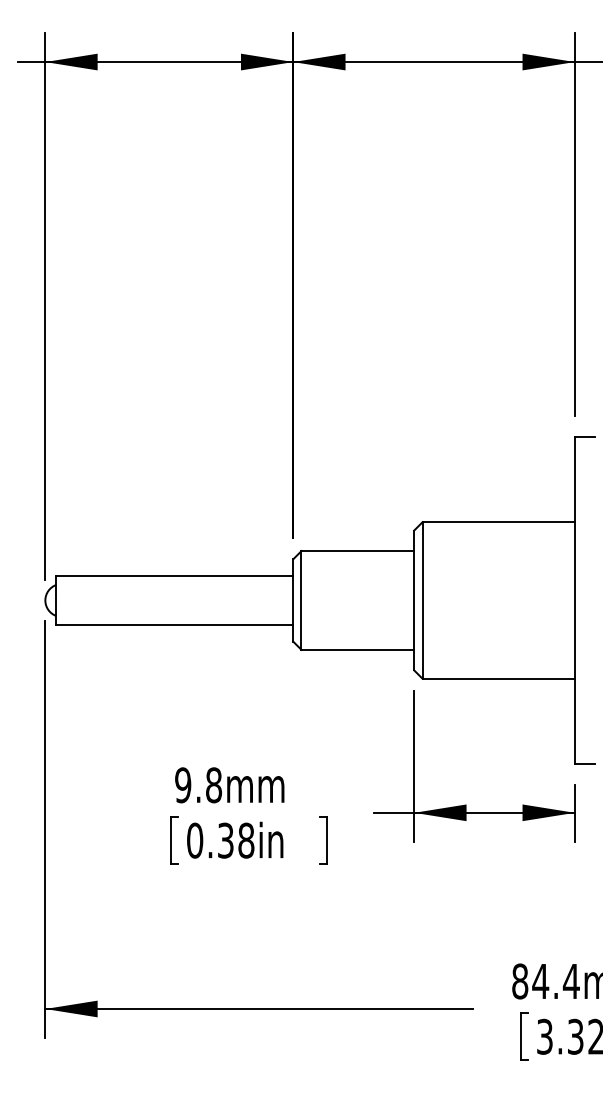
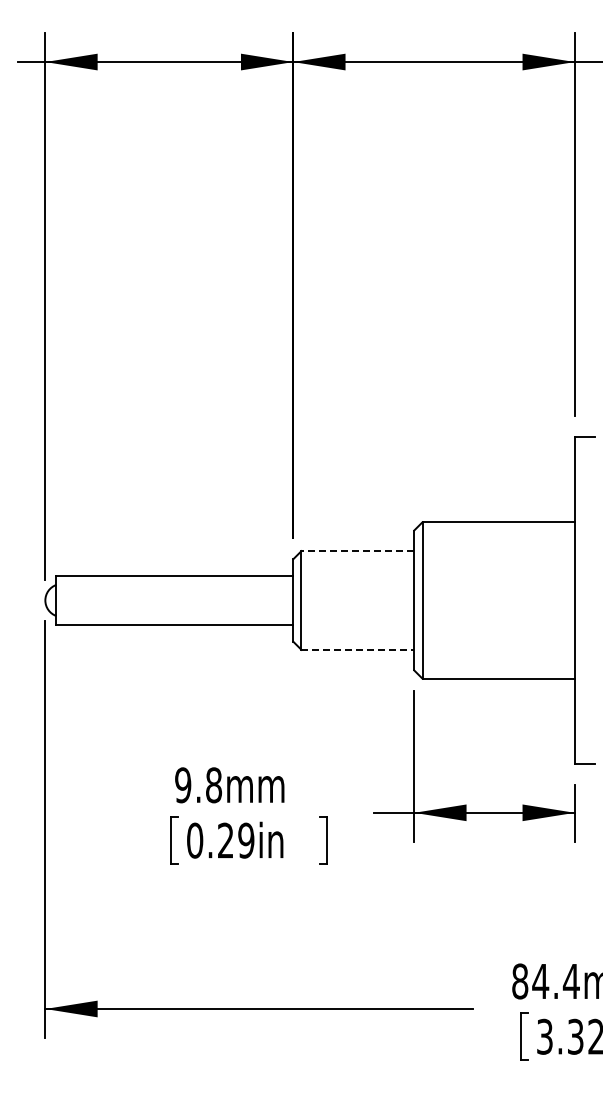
line: solid -> dashed (357, 551)
line: solid -> dashed (358, 649)
text: 0.38in -> 0.29in (236, 840)
